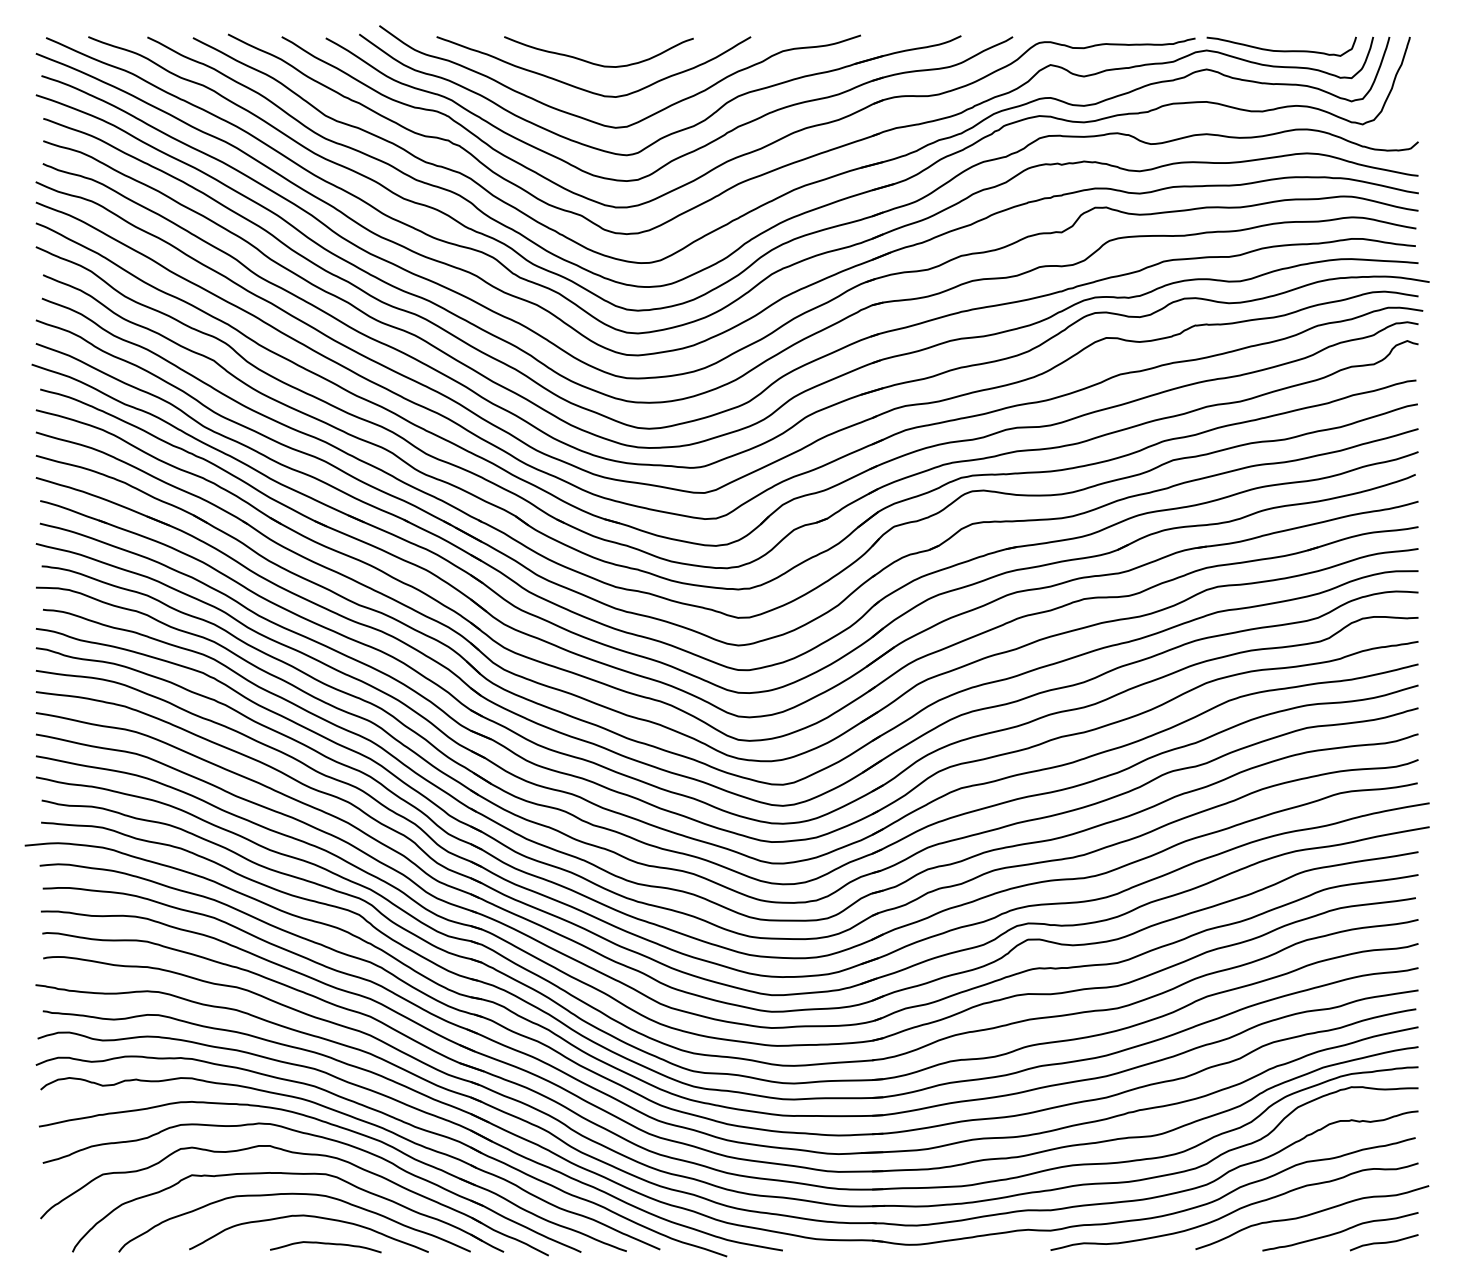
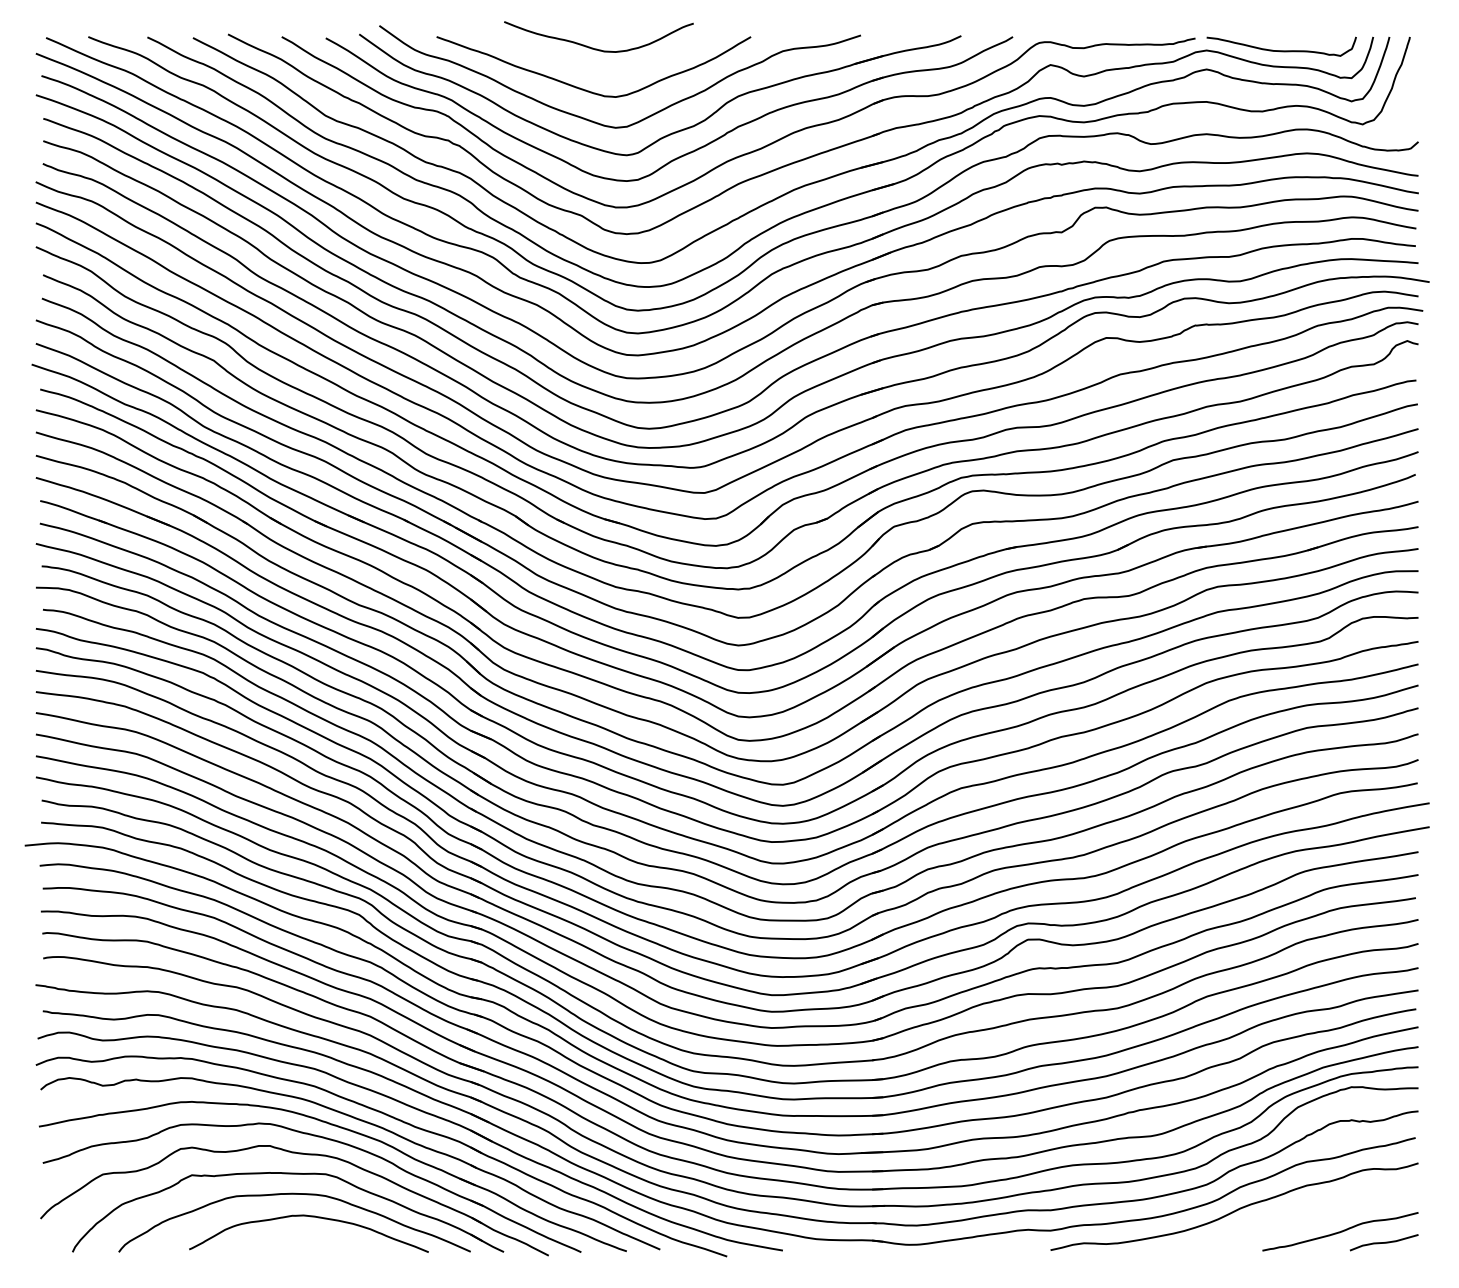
curve position: (597, 63) -> (597, 48) (597, 48)
curve: present -> none (1311, 1215)
curve: present -> none (325, 1244)
